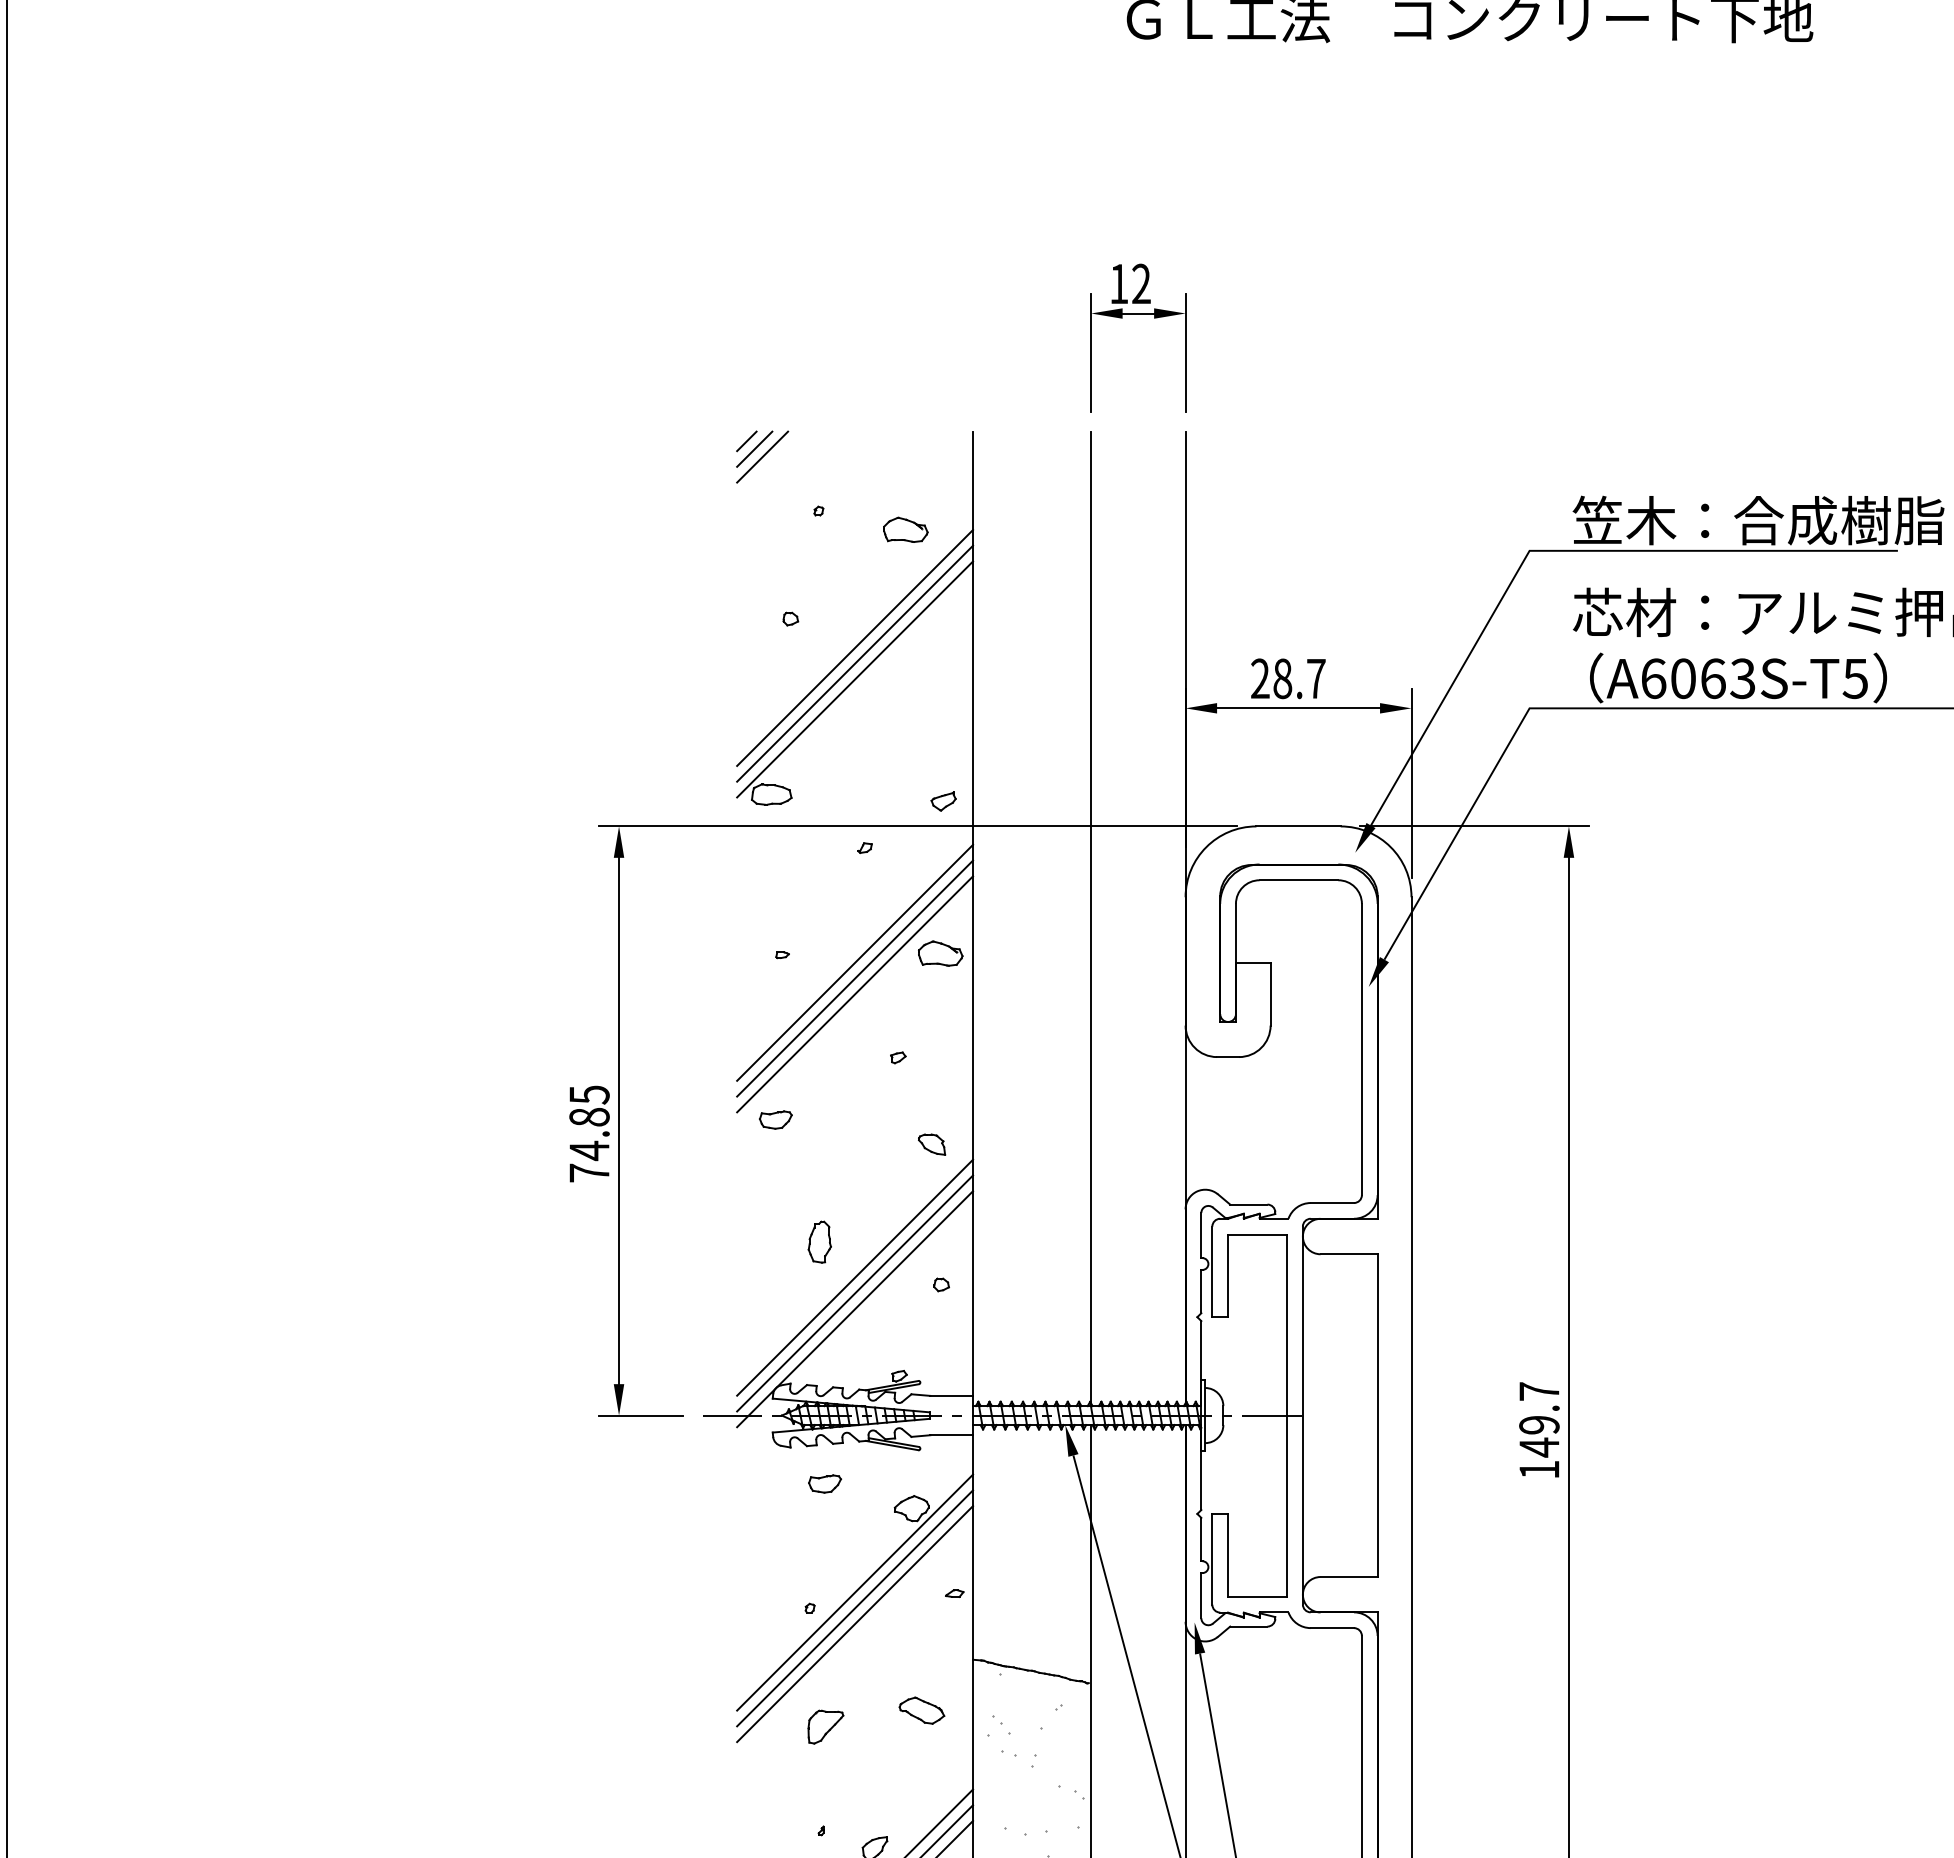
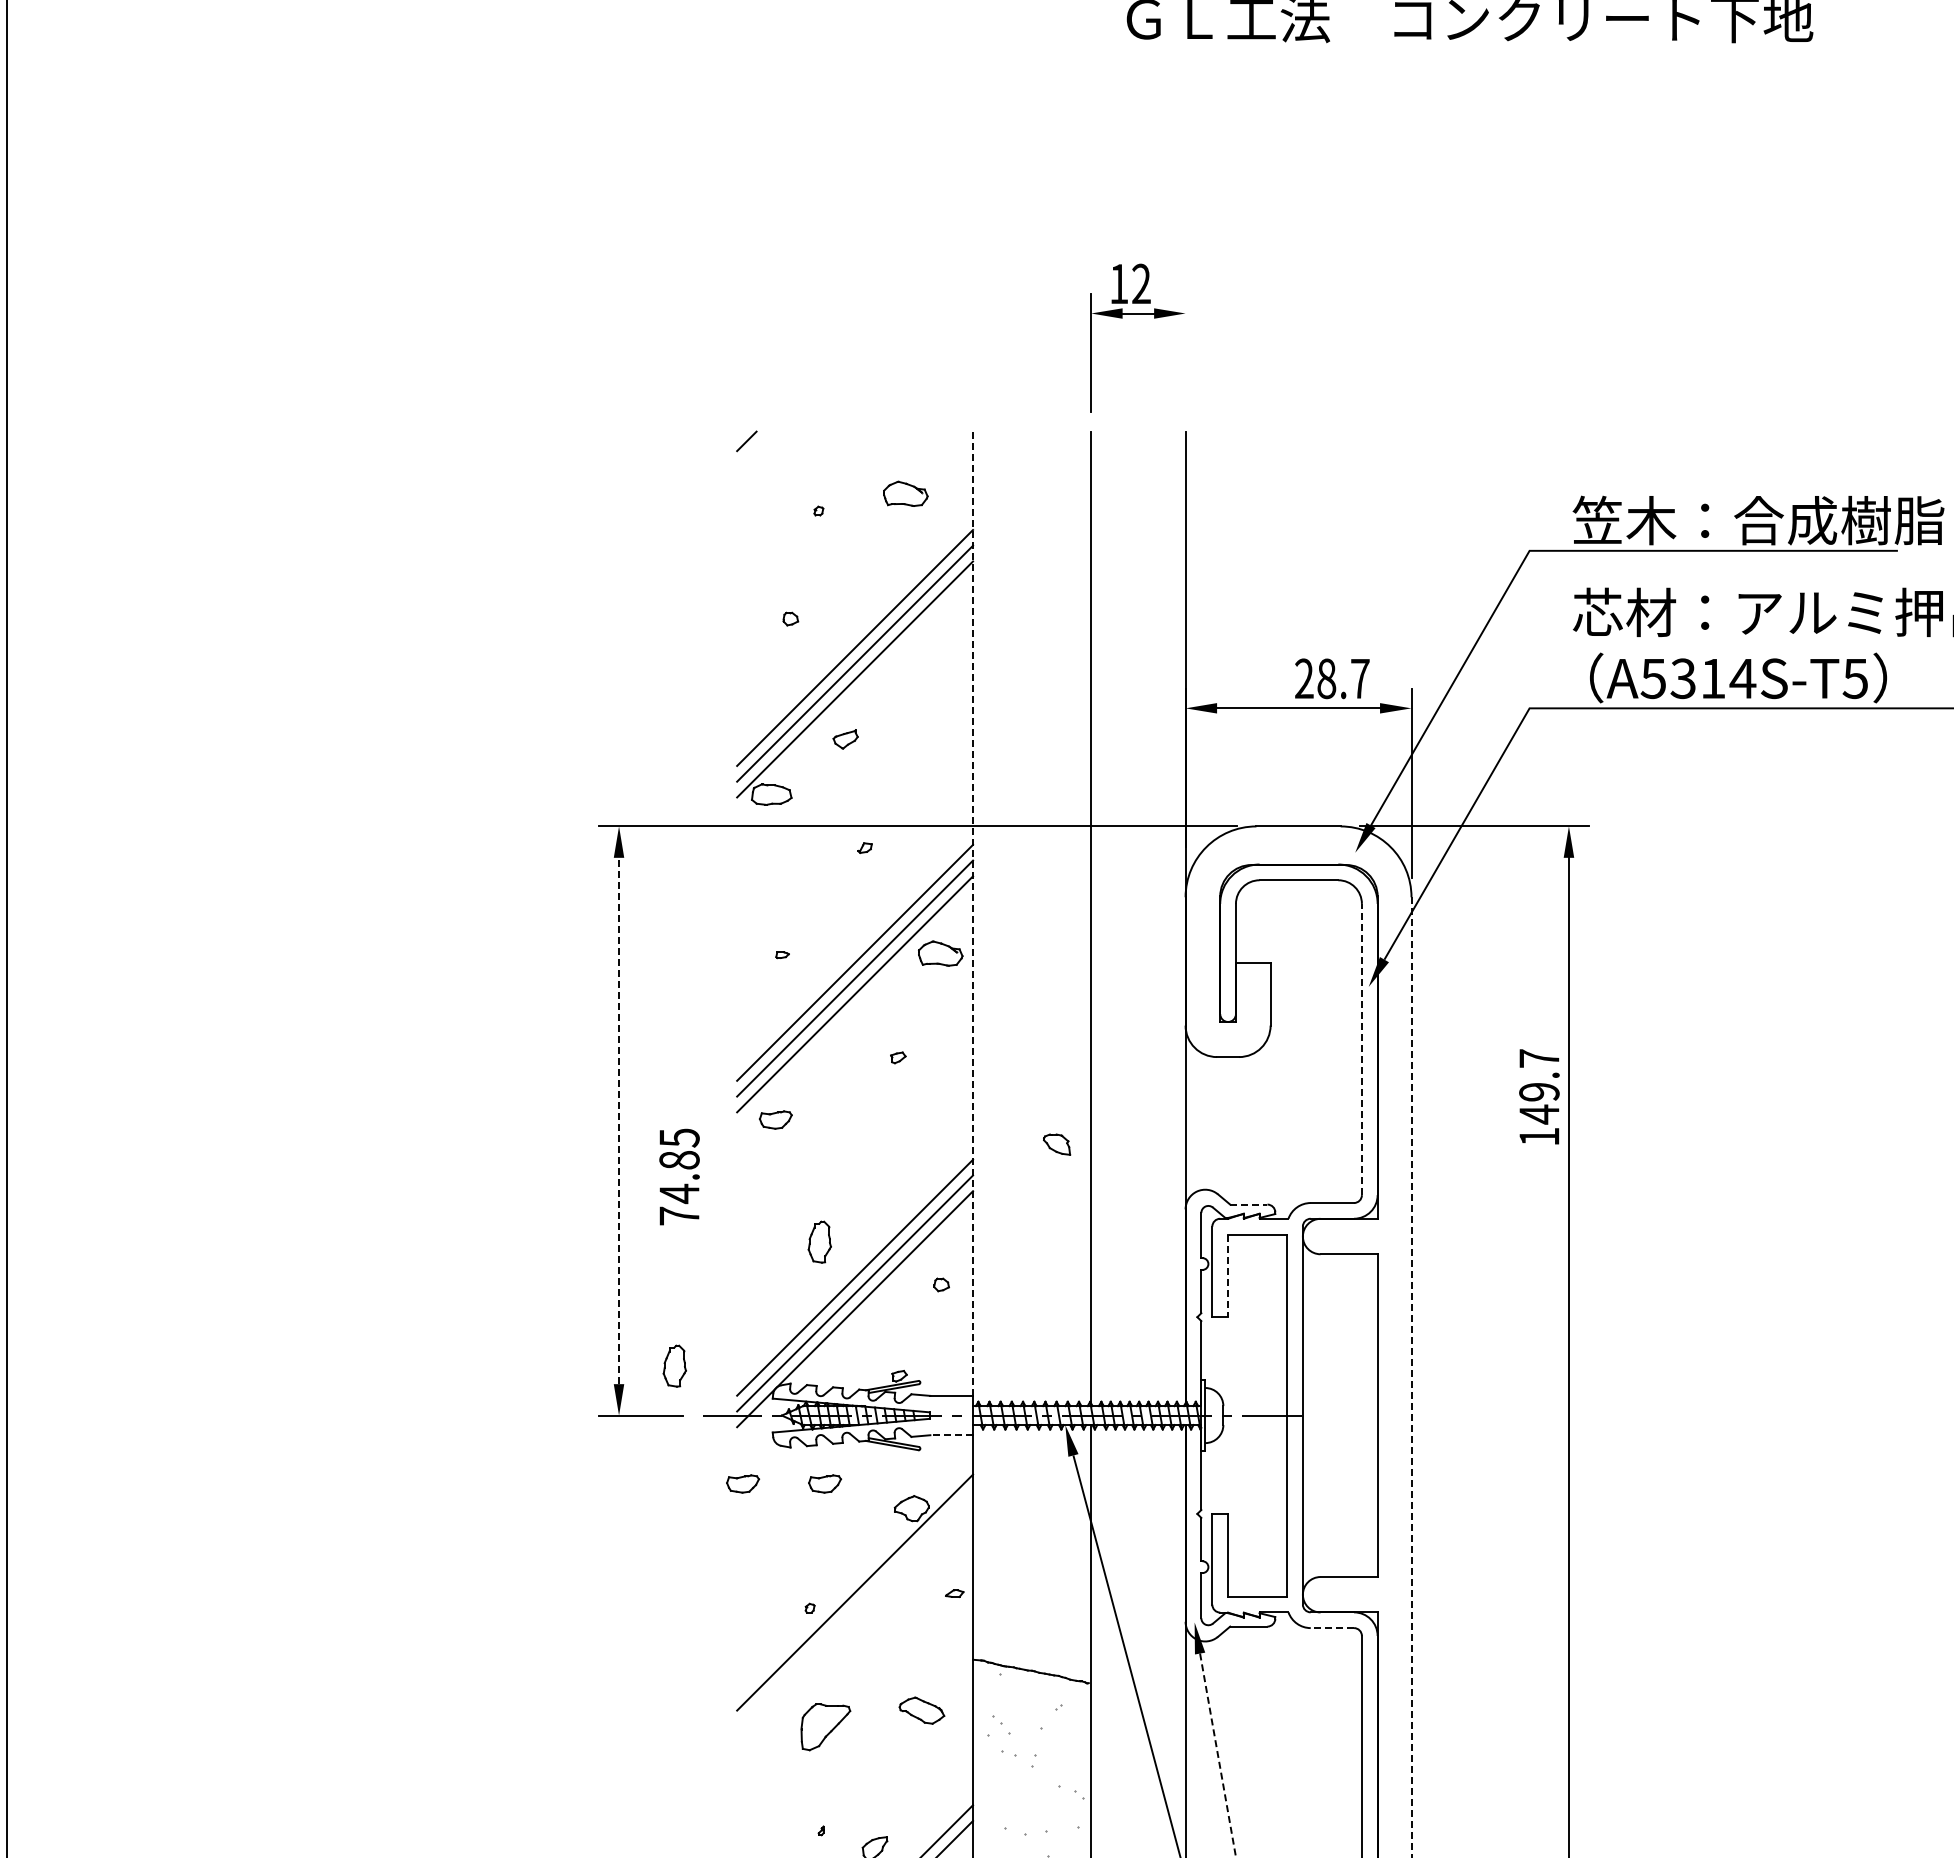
line: present -> none (1185, 352)
line: present -> none (754, 448)
line: present -> none (762, 456)
part position: (905, 529) -> (905, 493) (905, 493)
text position: (1288, 678) -> (1332, 678) (1332, 678)
text: A6063S-T5 -> A5314S-T5 (1698, 678)
part position: (943, 801) -> (845, 739) (845, 739)
line: solid -> dashed (973, 913)
line: solid -> dashed (1361, 1049)
line: solid -> dashed (619, 1120)
text position: (589, 1133) -> (679, 1176) (679, 1176)
part position: (932, 1144) -> (1057, 1144) (1057, 1144)
line: solid -> dashed (1248, 1204)
line: solid -> dashed (1228, 1276)
part: none -> present (674, 1365)
line: solid -> dashed (1411, 1377)
text position: (1539, 1429) -> (1539, 1096) (1539, 1096)
line: solid -> dashed (951, 1435)
part: none -> present (743, 1483)
line: present -> none (855, 1608)
line: present -> none (855, 1624)
line: solid -> dashed (1332, 1628)
part size: 38x36 px -> 52x49 px (825, 1727)
line: solid -> dashed (1218, 1755)
line: present -> none (940, 1821)
